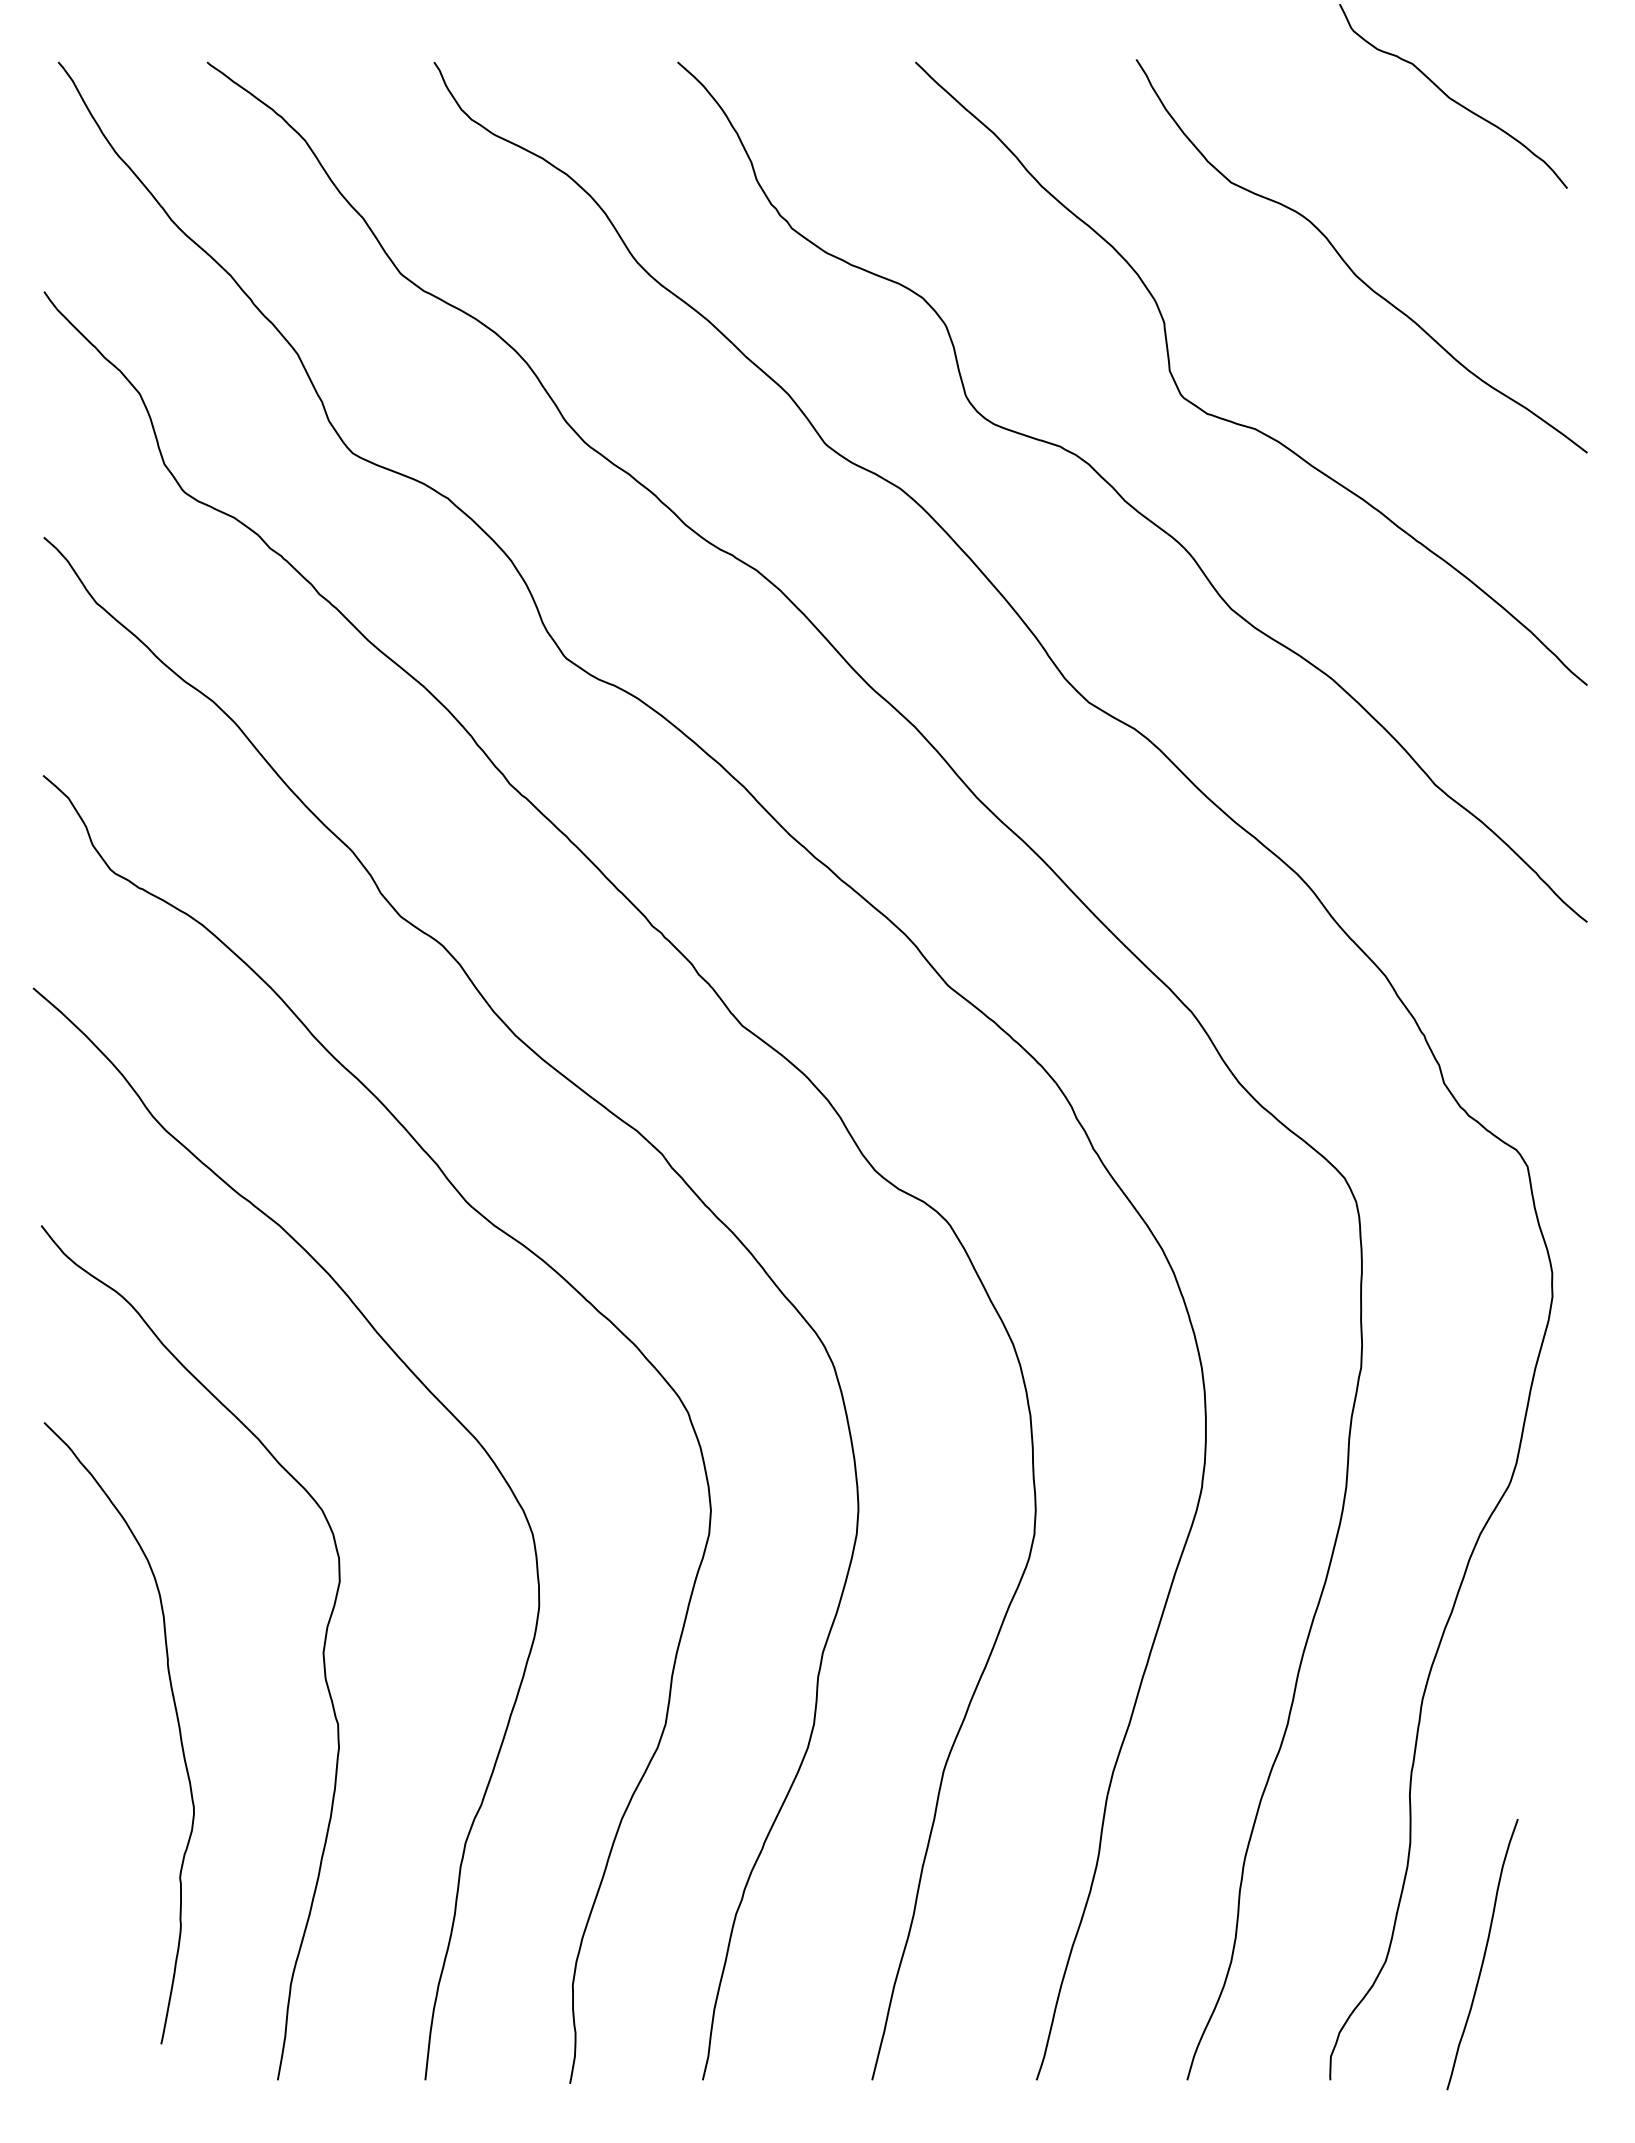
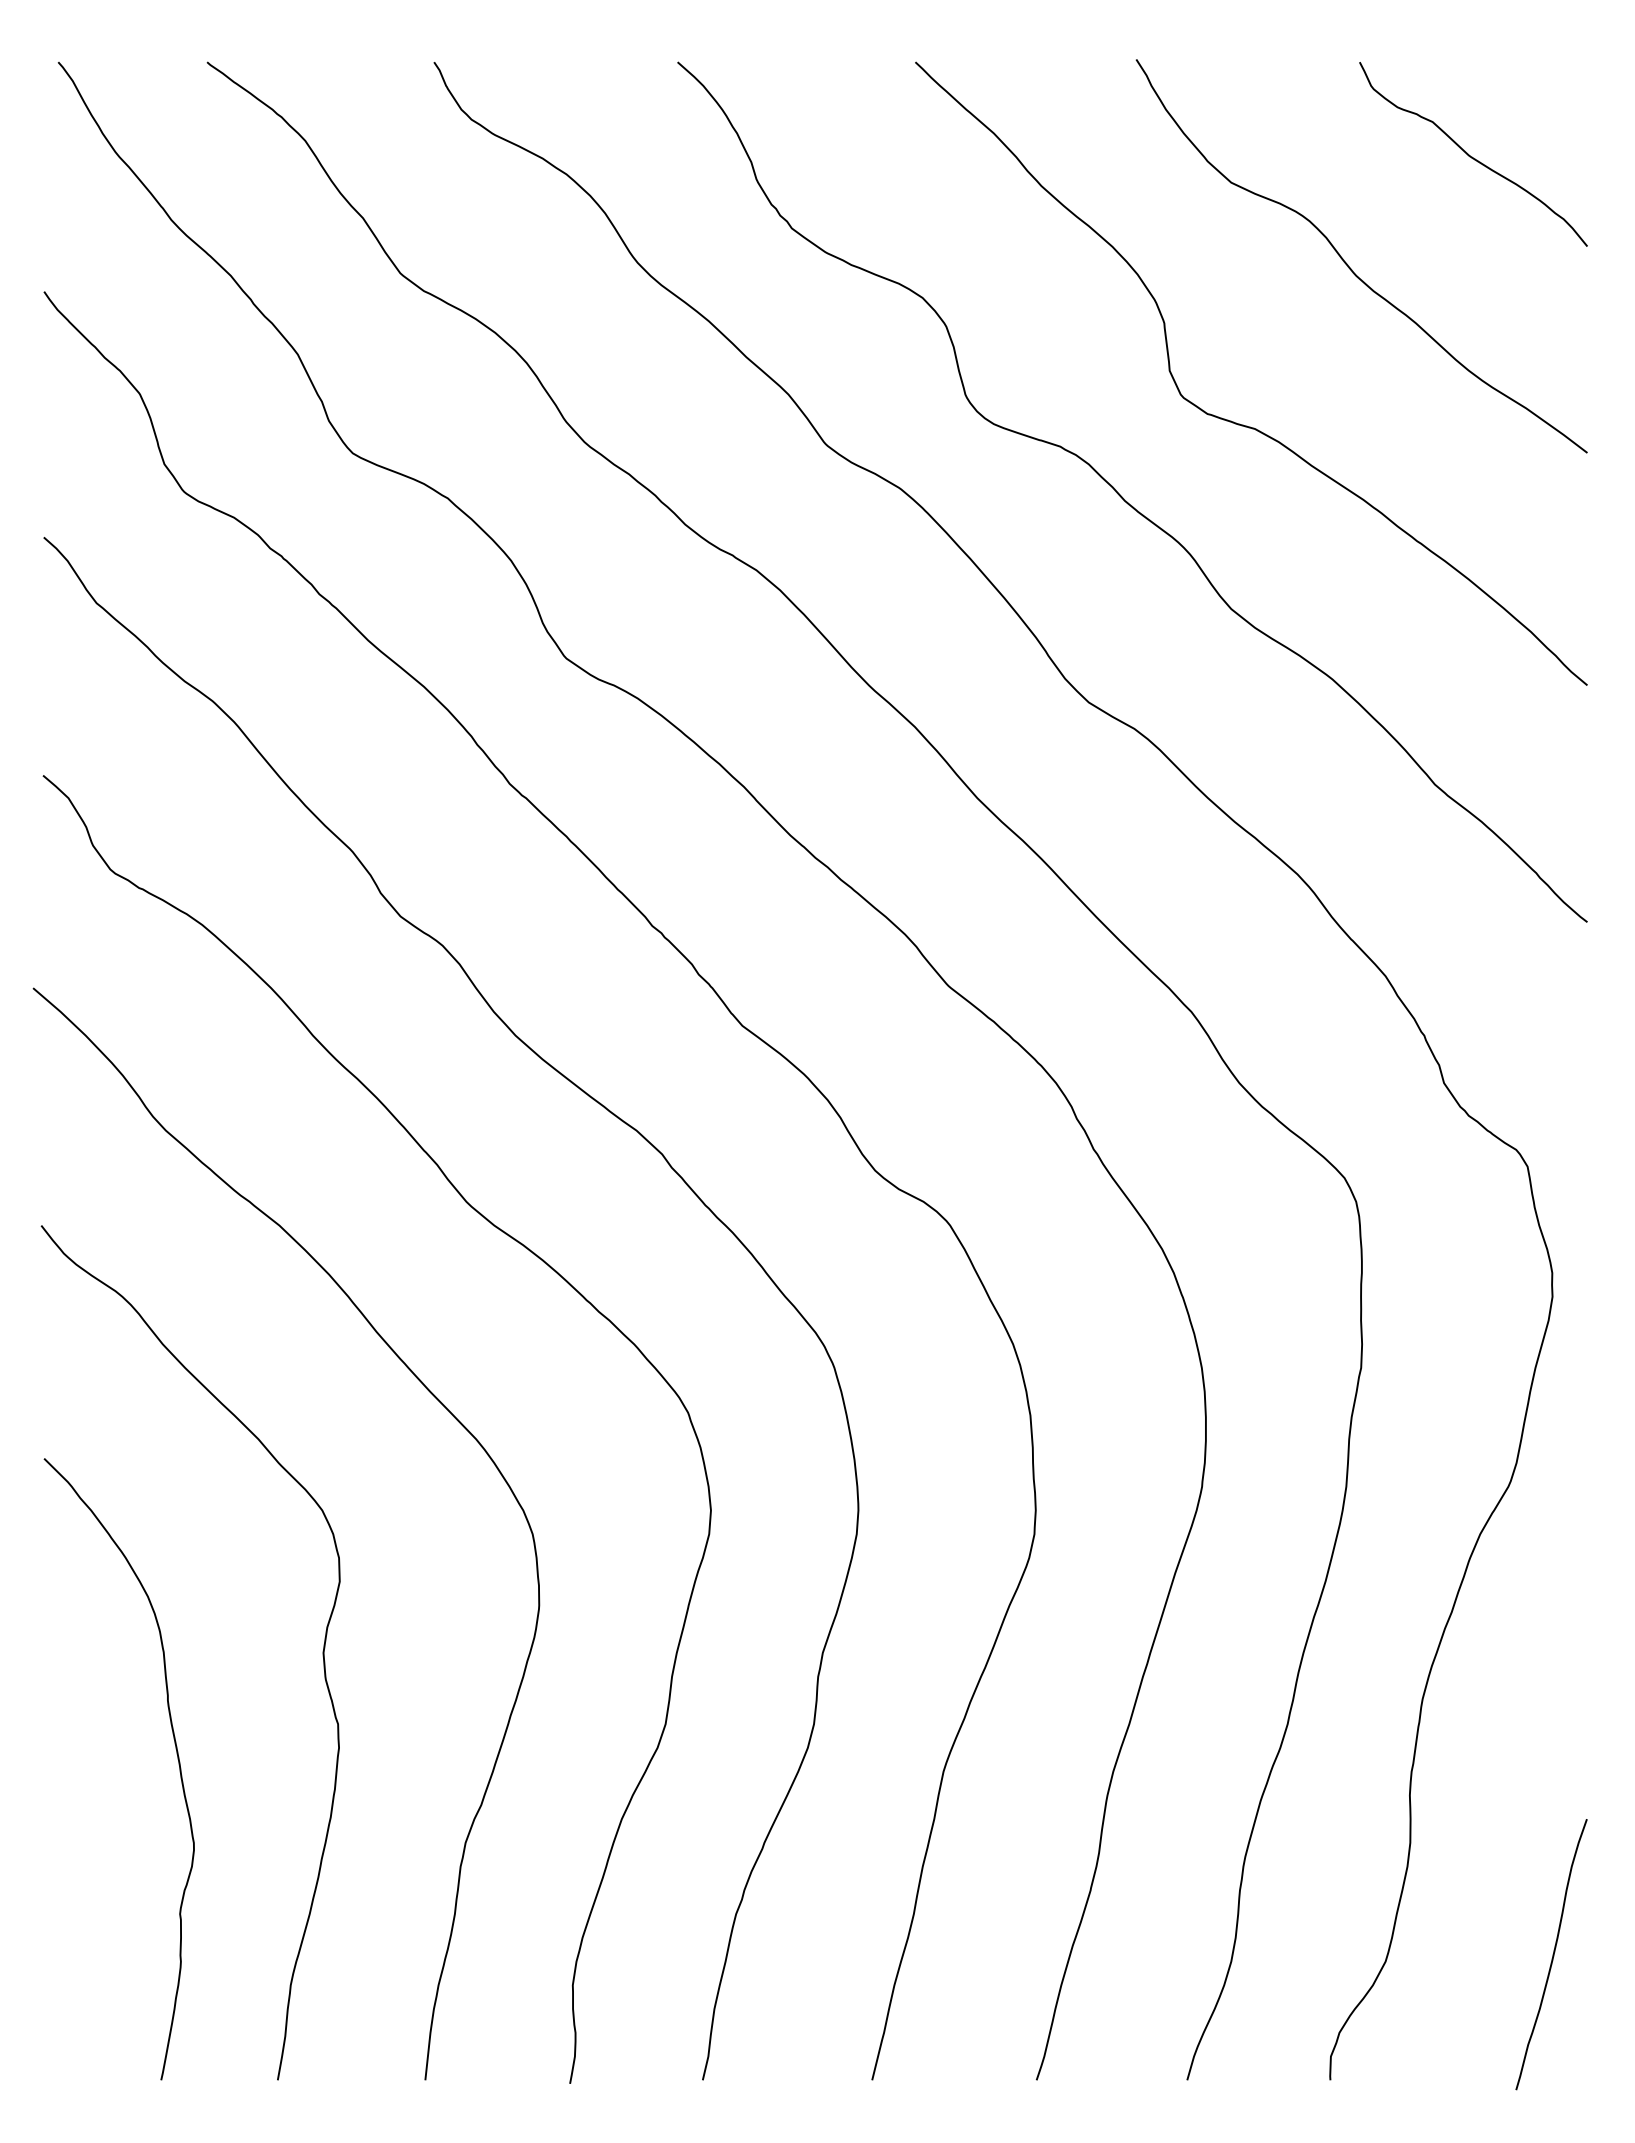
curve position: (1452, 98) -> (1472, 156) (1472, 156)
curve position: (177, 1723) -> (177, 1759) (177, 1759)
curve position: (1483, 1954) -> (1552, 1954) (1552, 1954)
